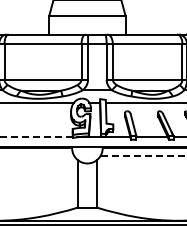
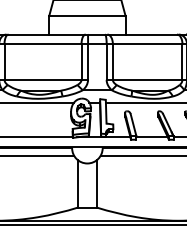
line: dashed -> solid (35, 137)
line: none -> present (38, 155)
line: dashed -> solid (143, 155)
